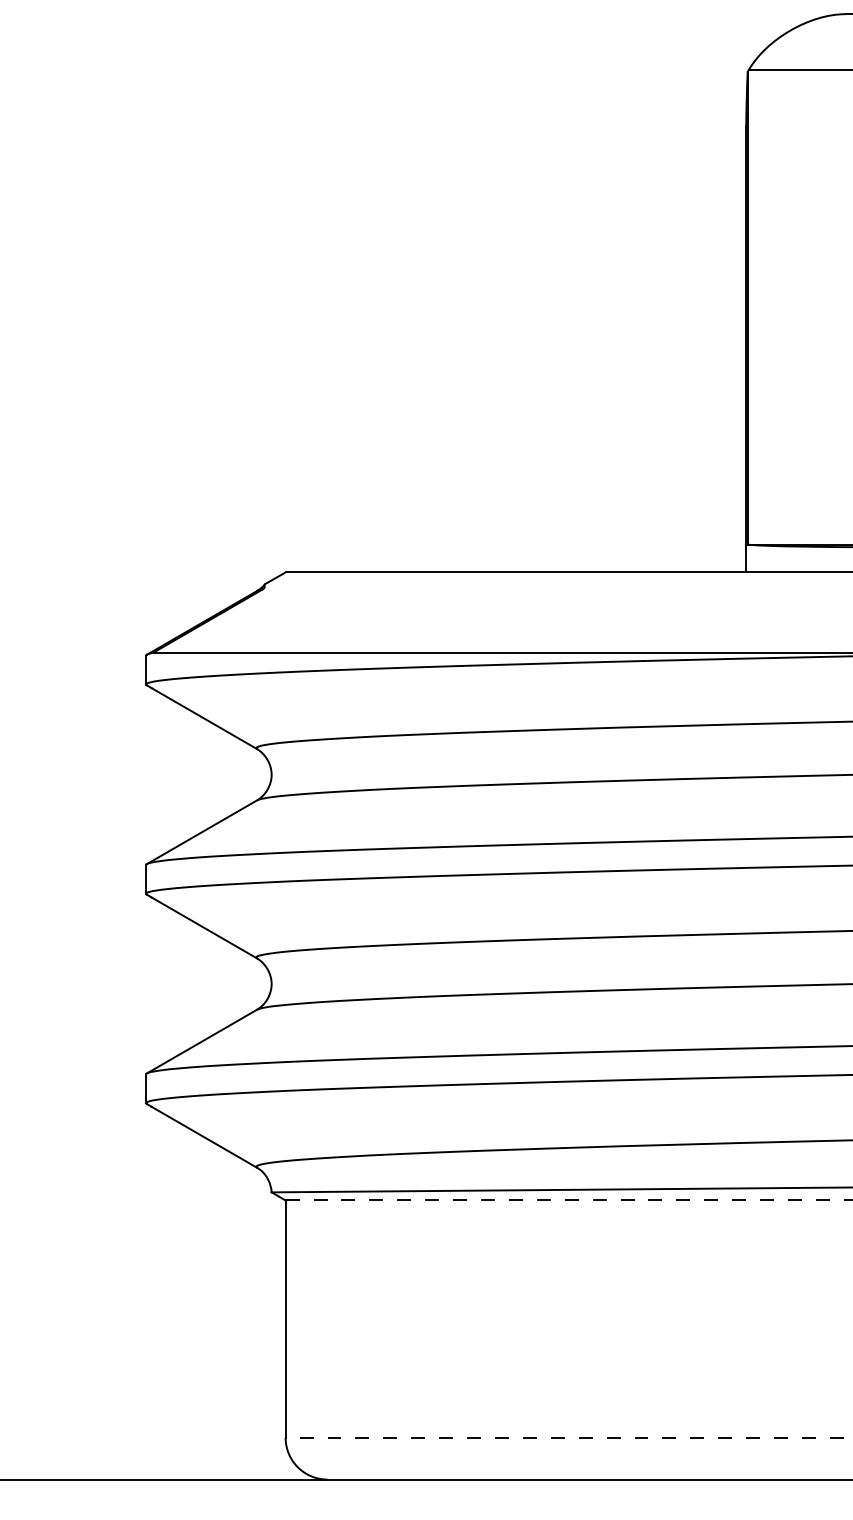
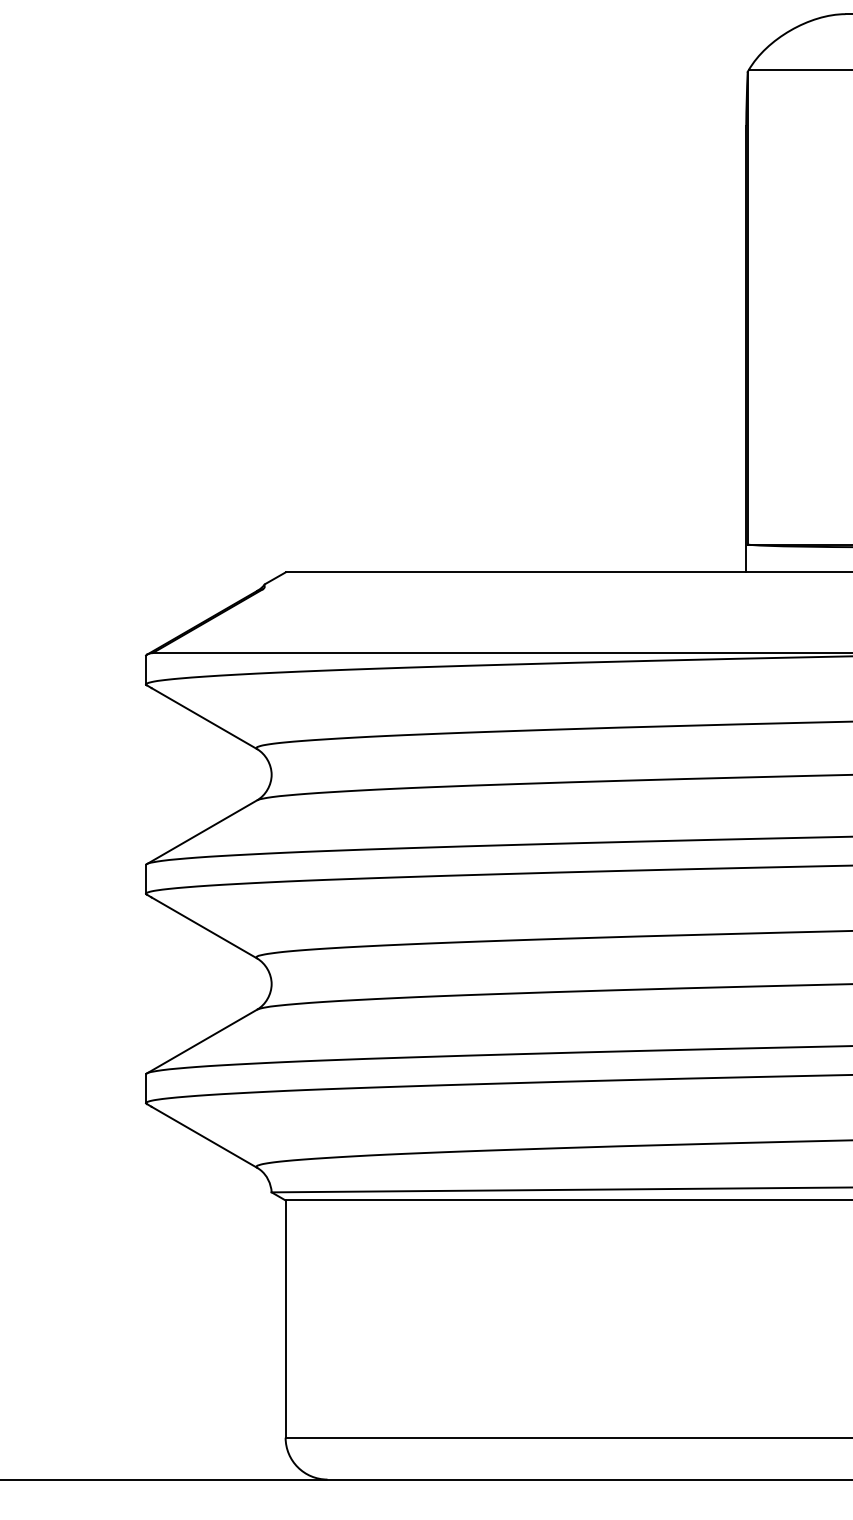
line: dashed -> solid (569, 1200)
line: dashed -> solid (568, 1437)
